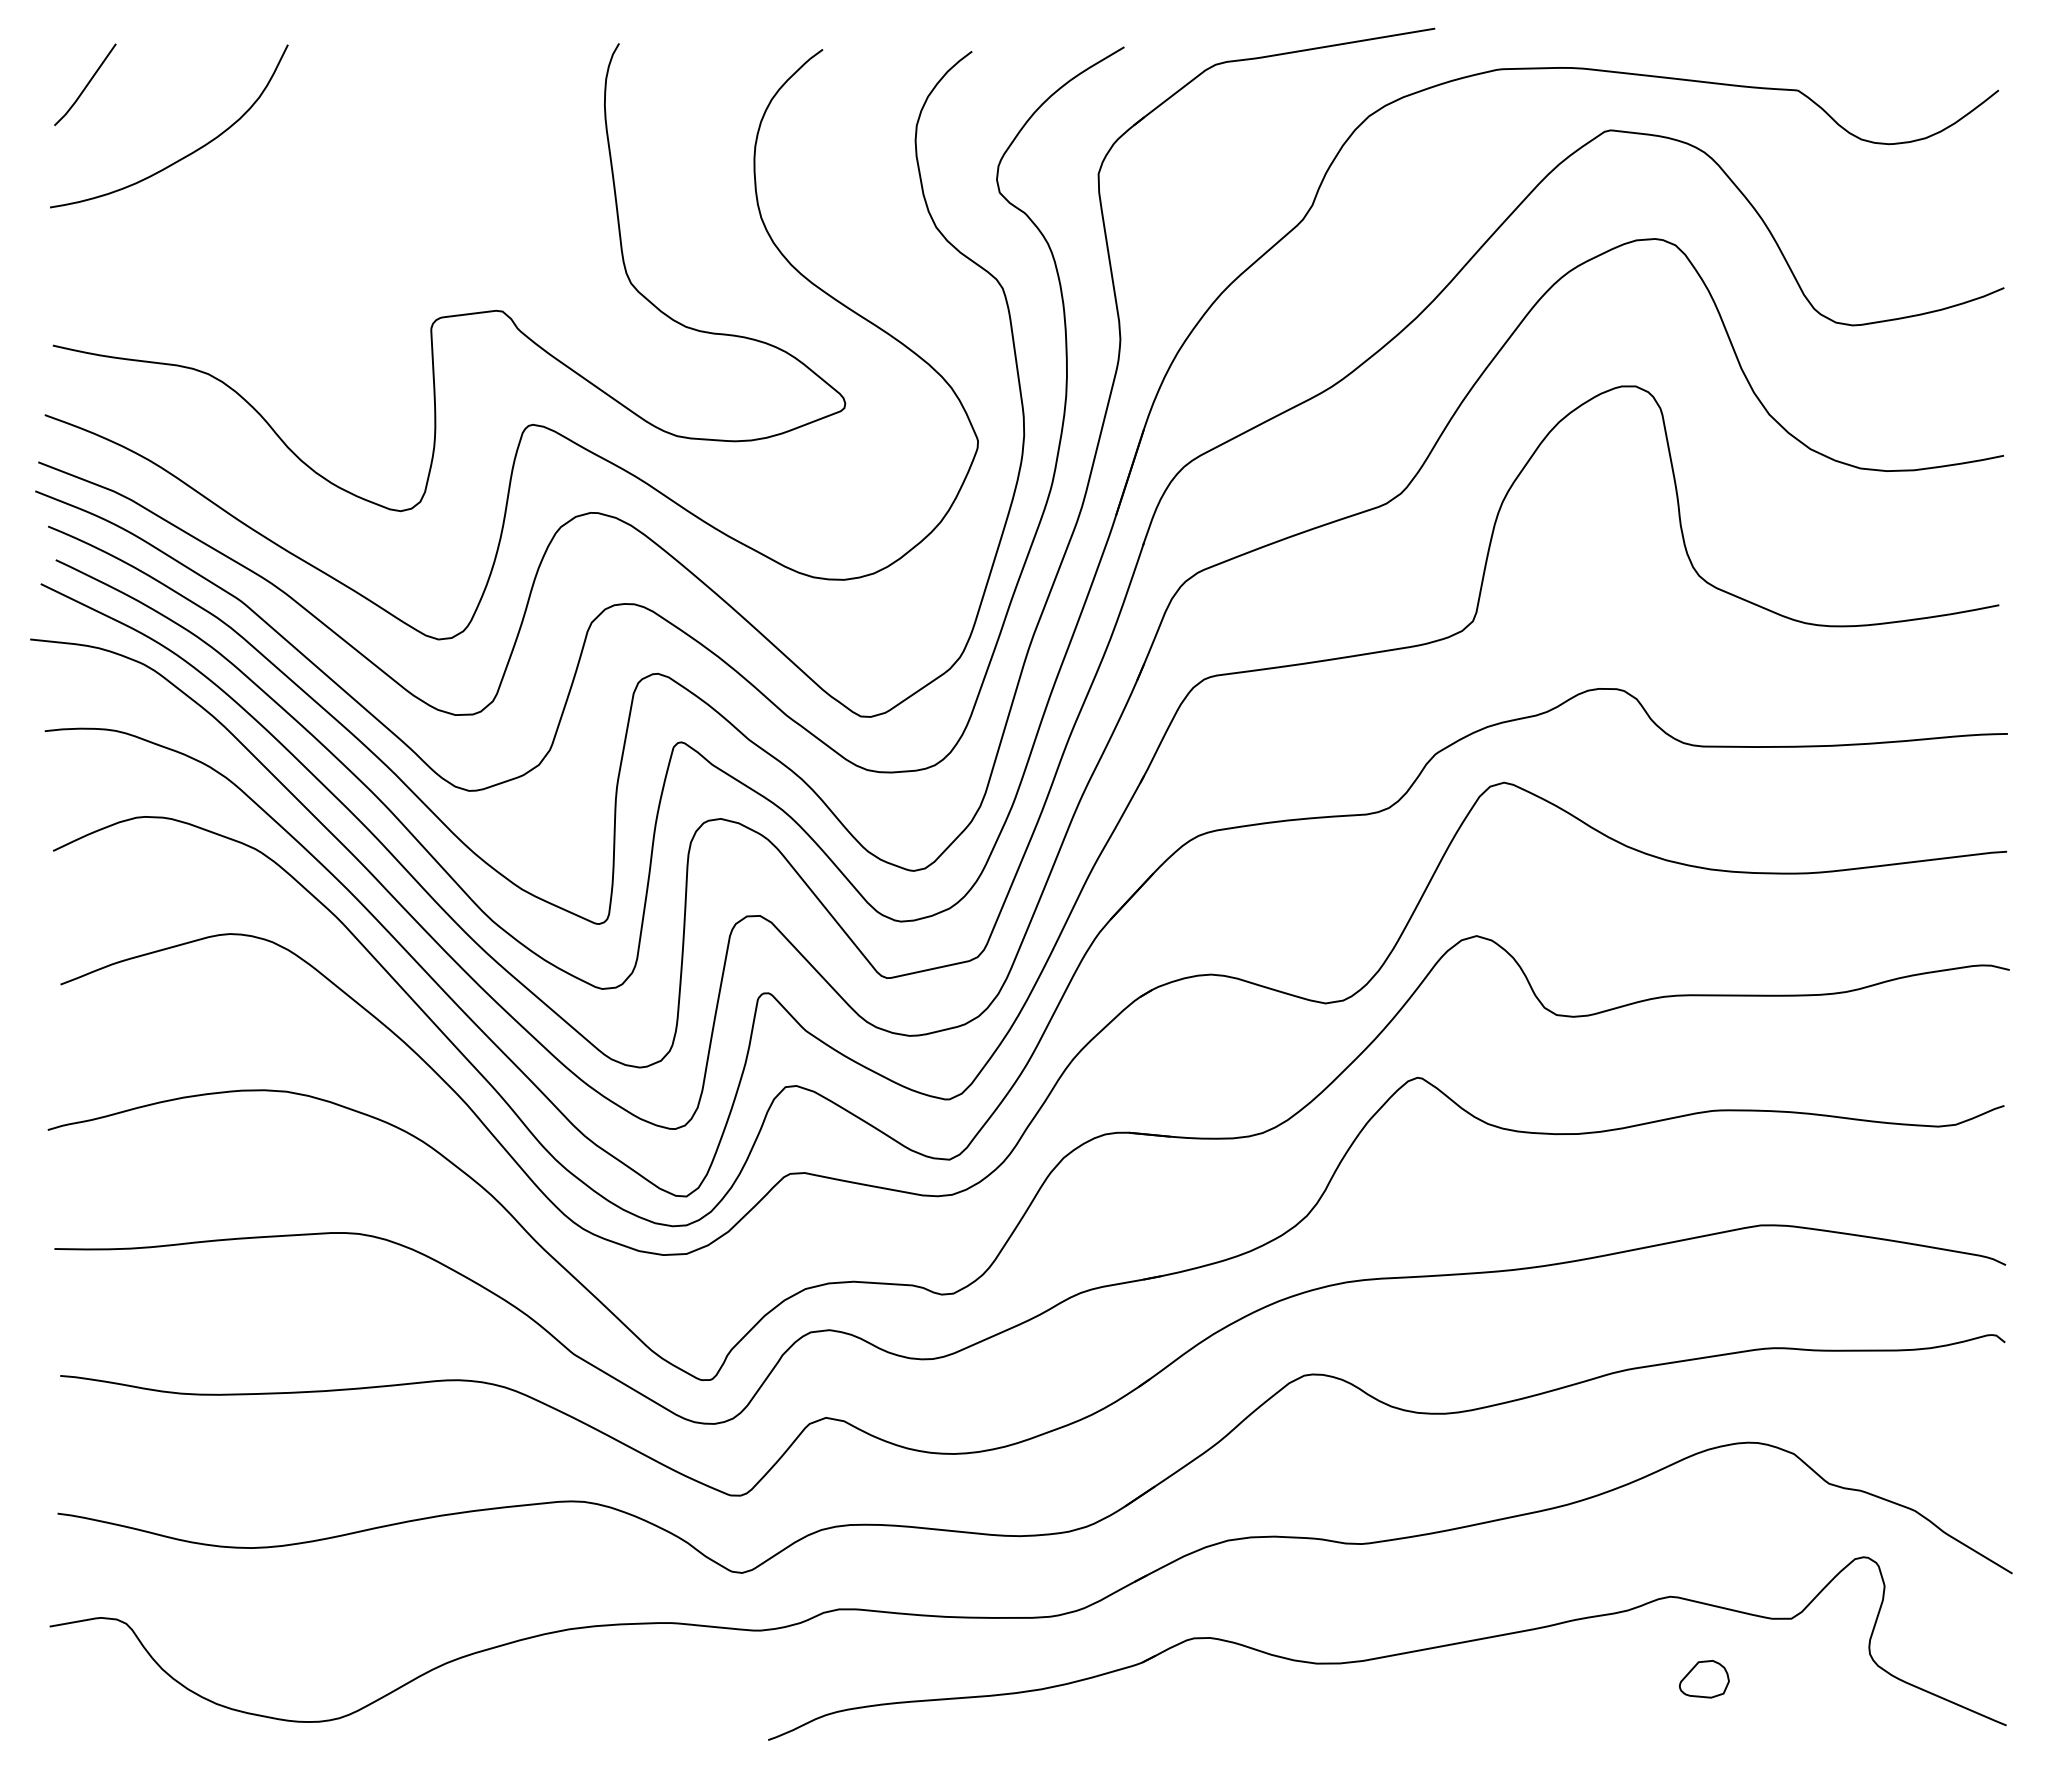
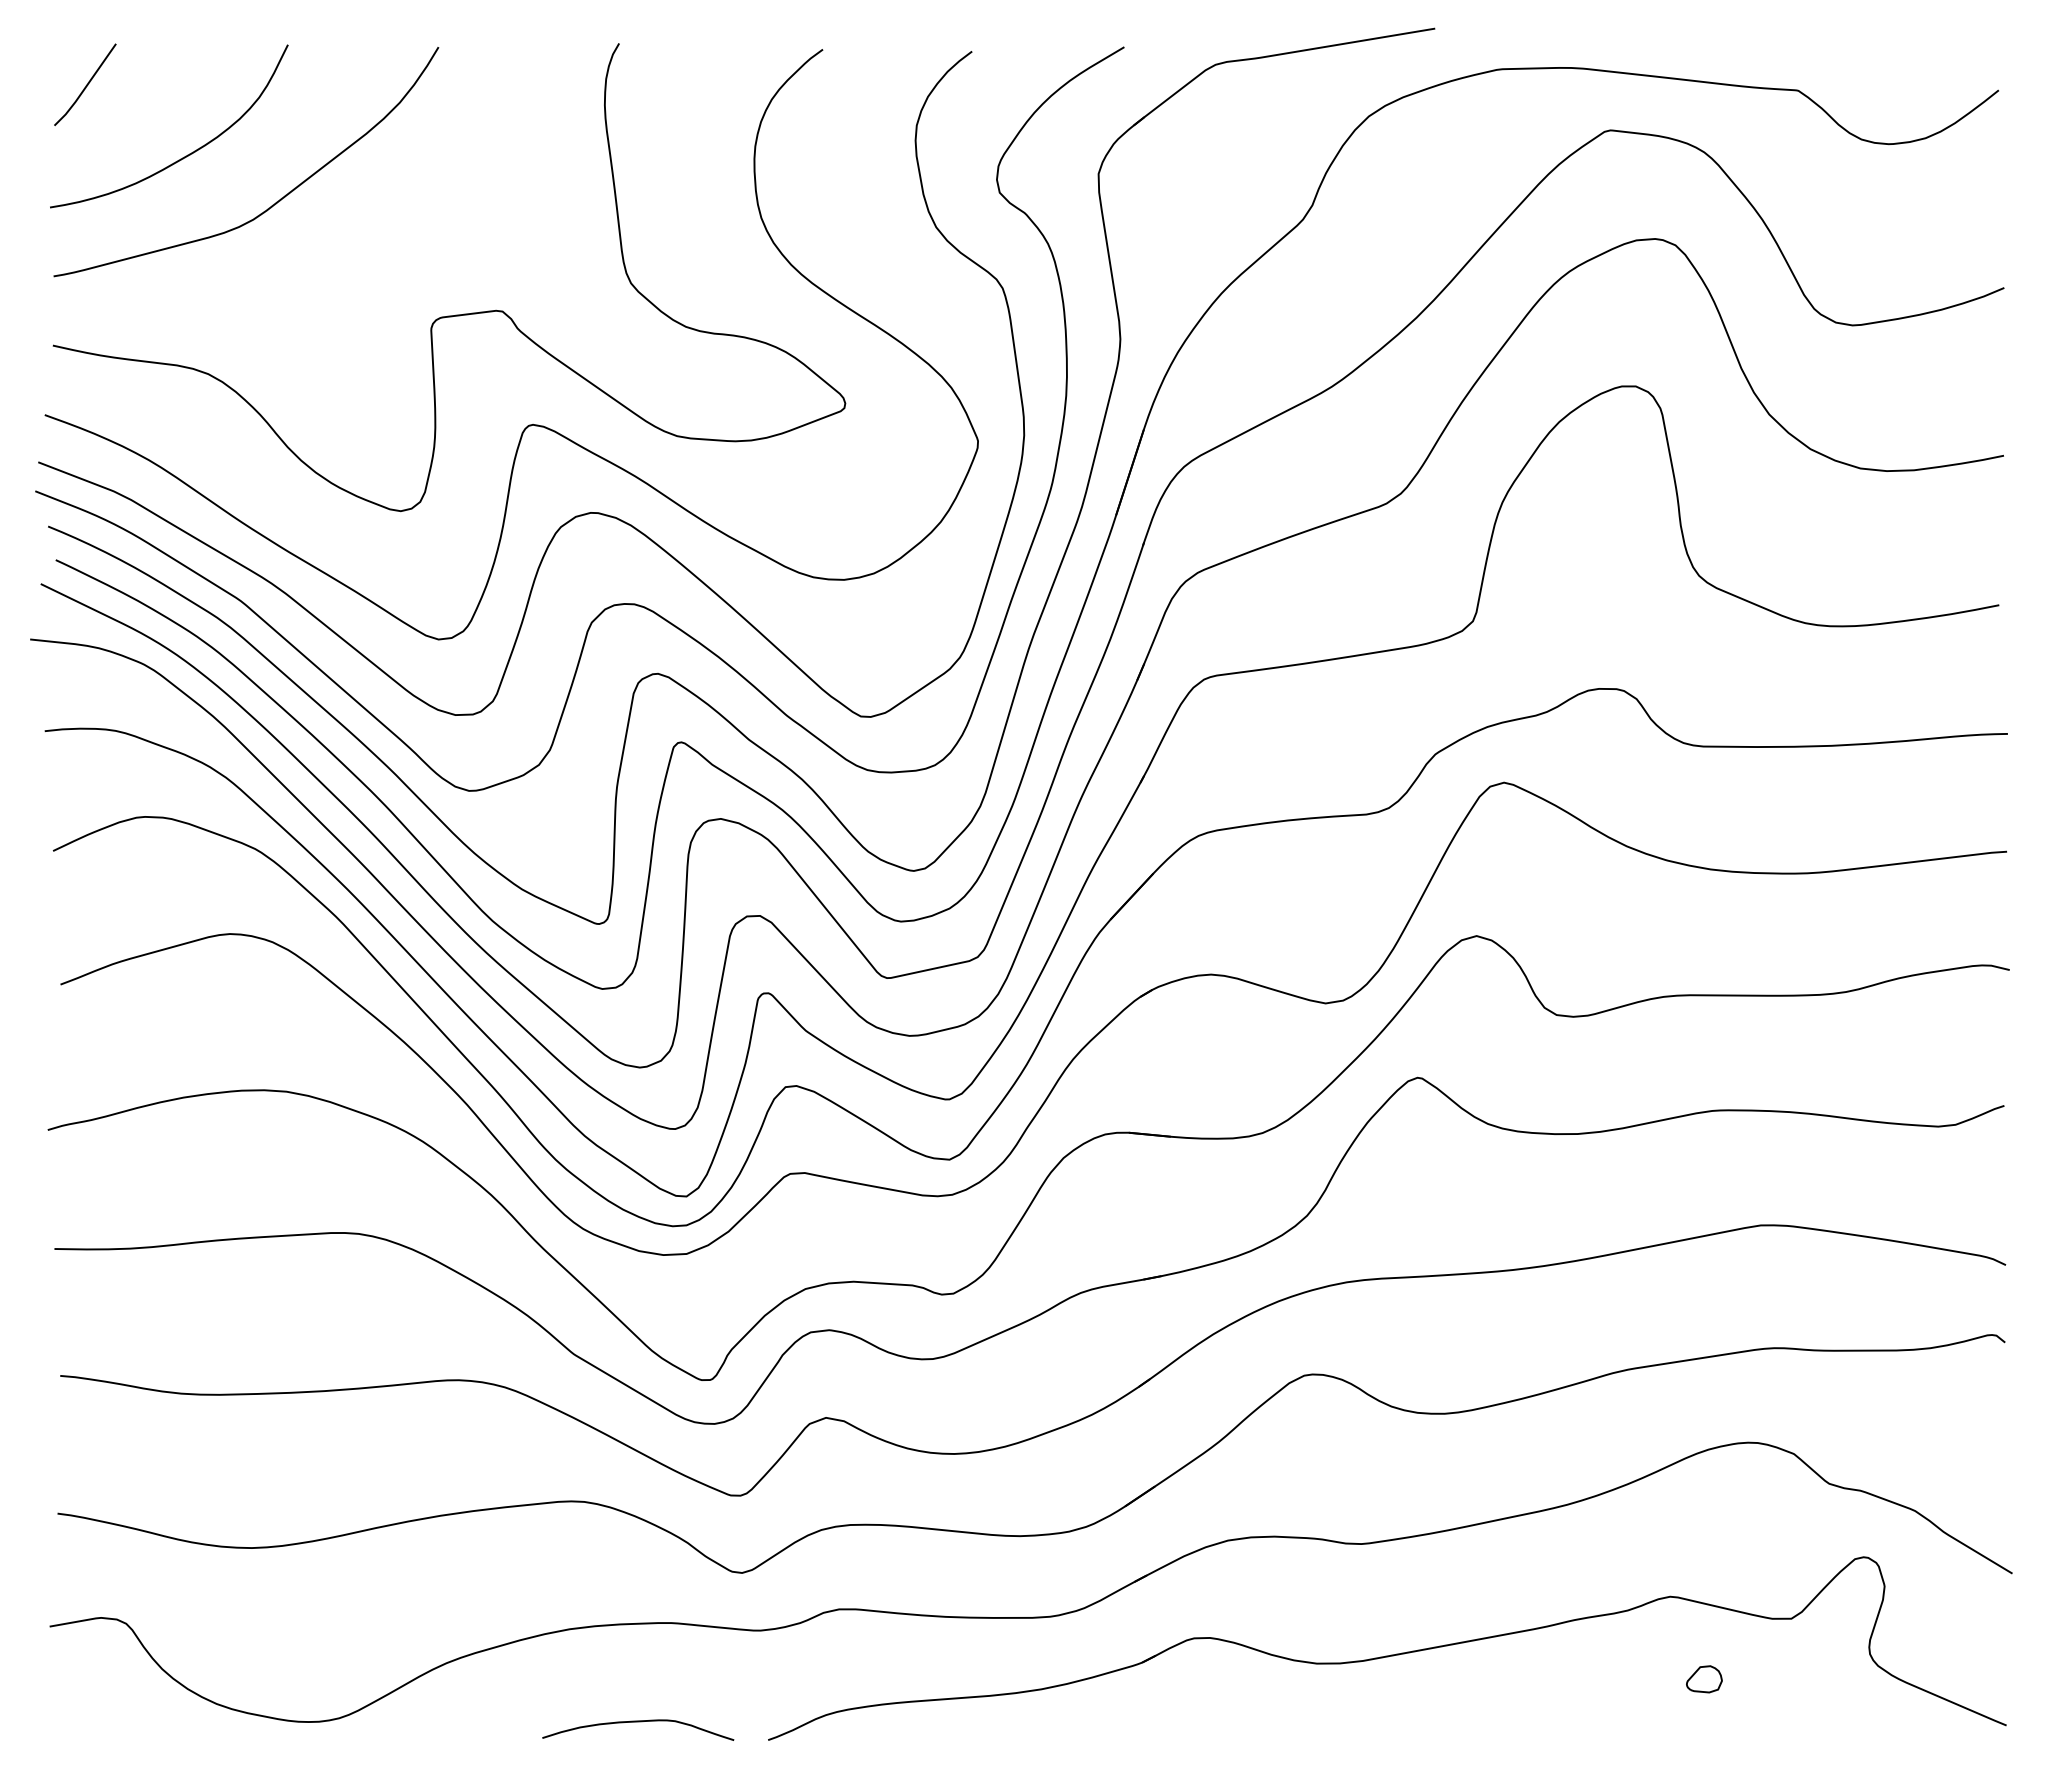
curve: none -> present (276, 201)
part size: 52x39 px -> 37x29 px (1704, 1679)
curve: none -> present (638, 1722)
